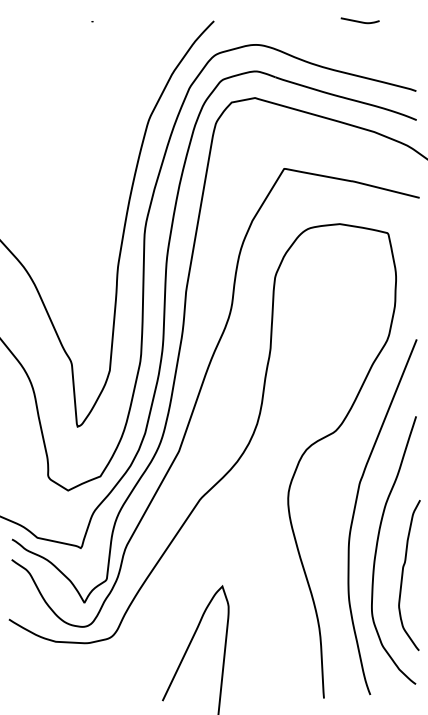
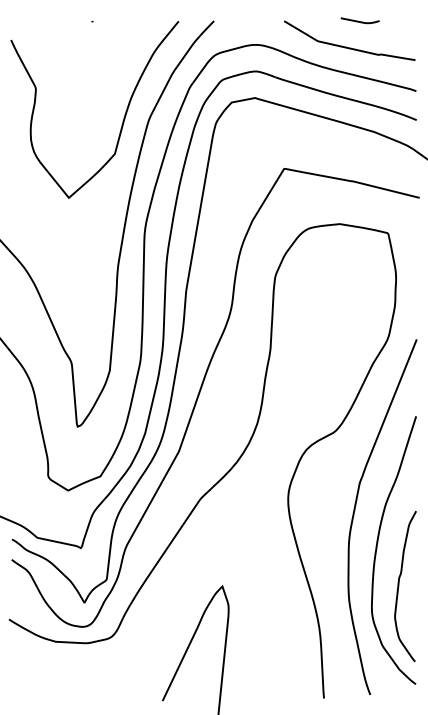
curve: none -> present (346, 46)
curve: none -> present (123, 117)
curve position: (403, 575) -> (399, 586) (399, 586)
